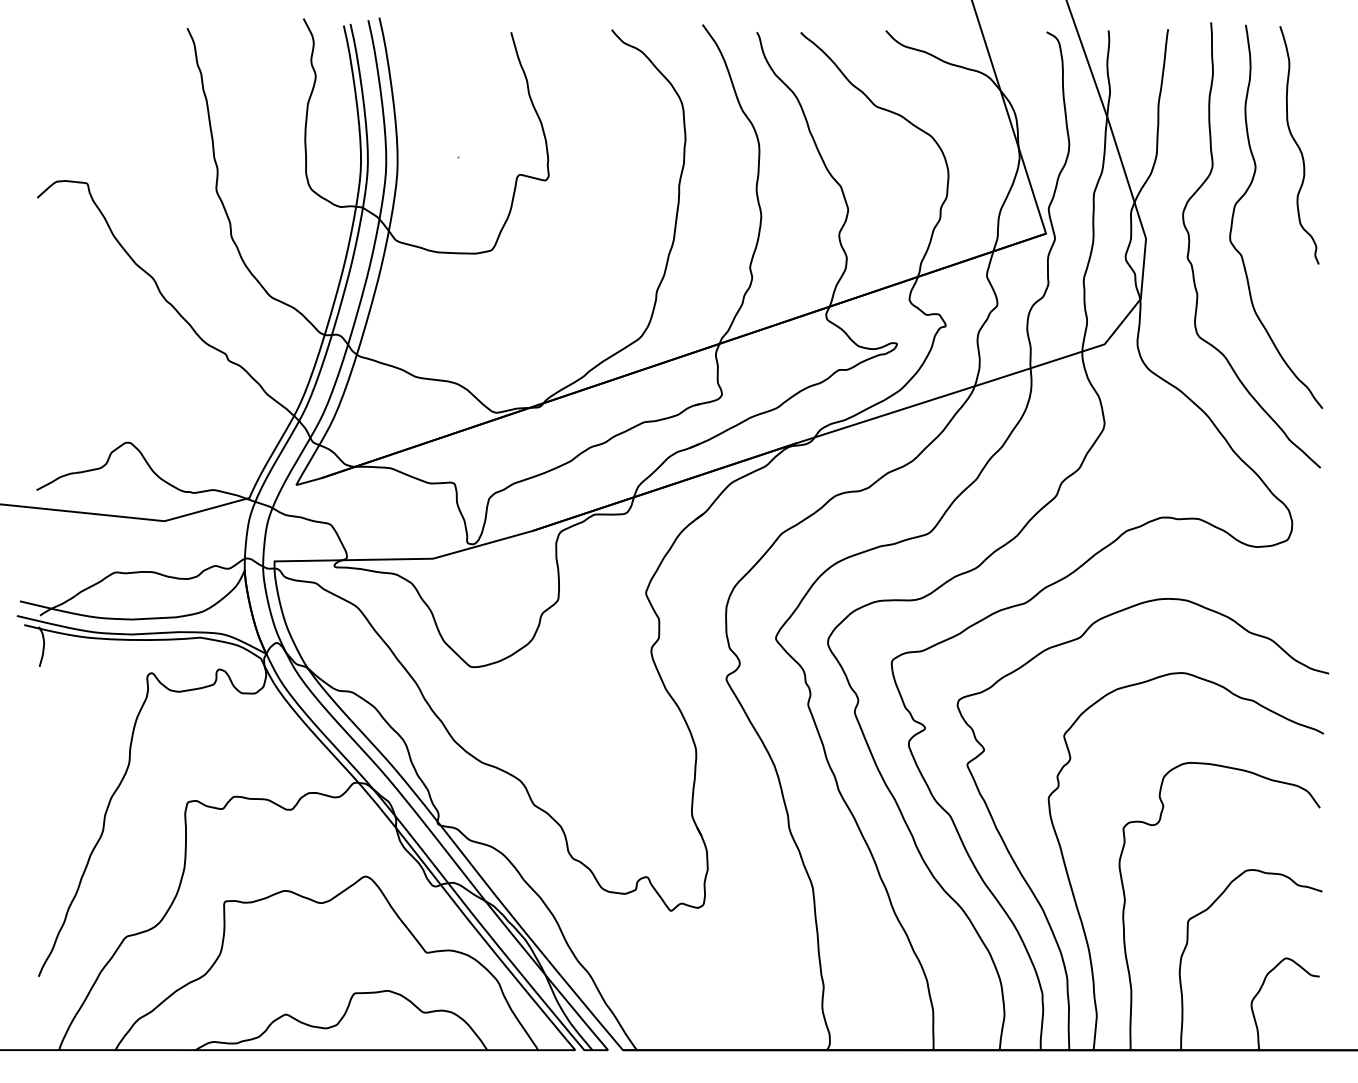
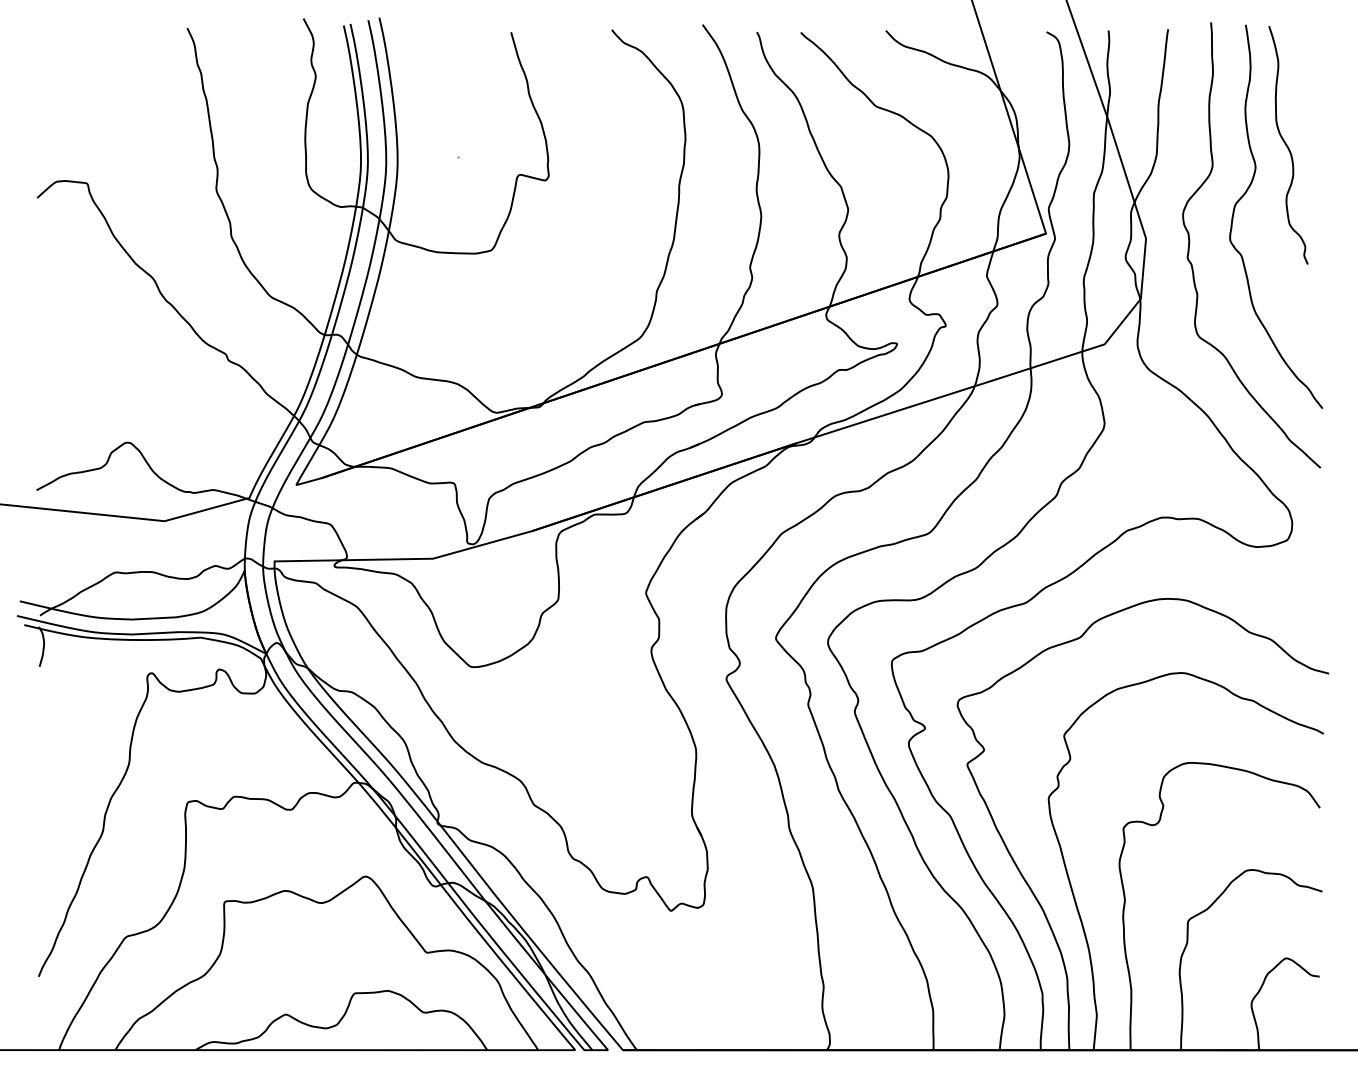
curve position: (1298, 145) -> (1287, 145) (1287, 145)
